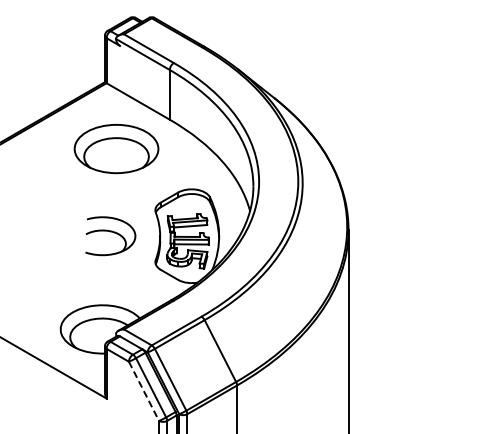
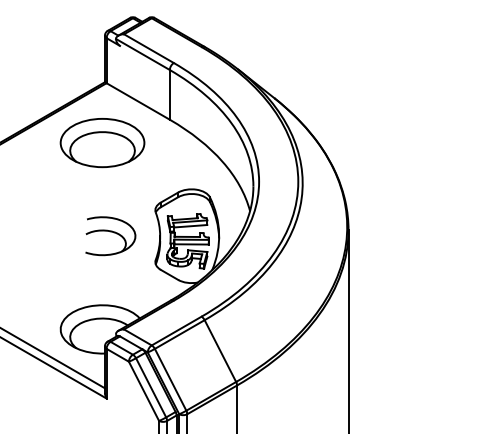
part position: (116, 149) -> (102, 143) (102, 143)
line: none -> present (53, 358)
line: dashed -> solid (144, 391)
